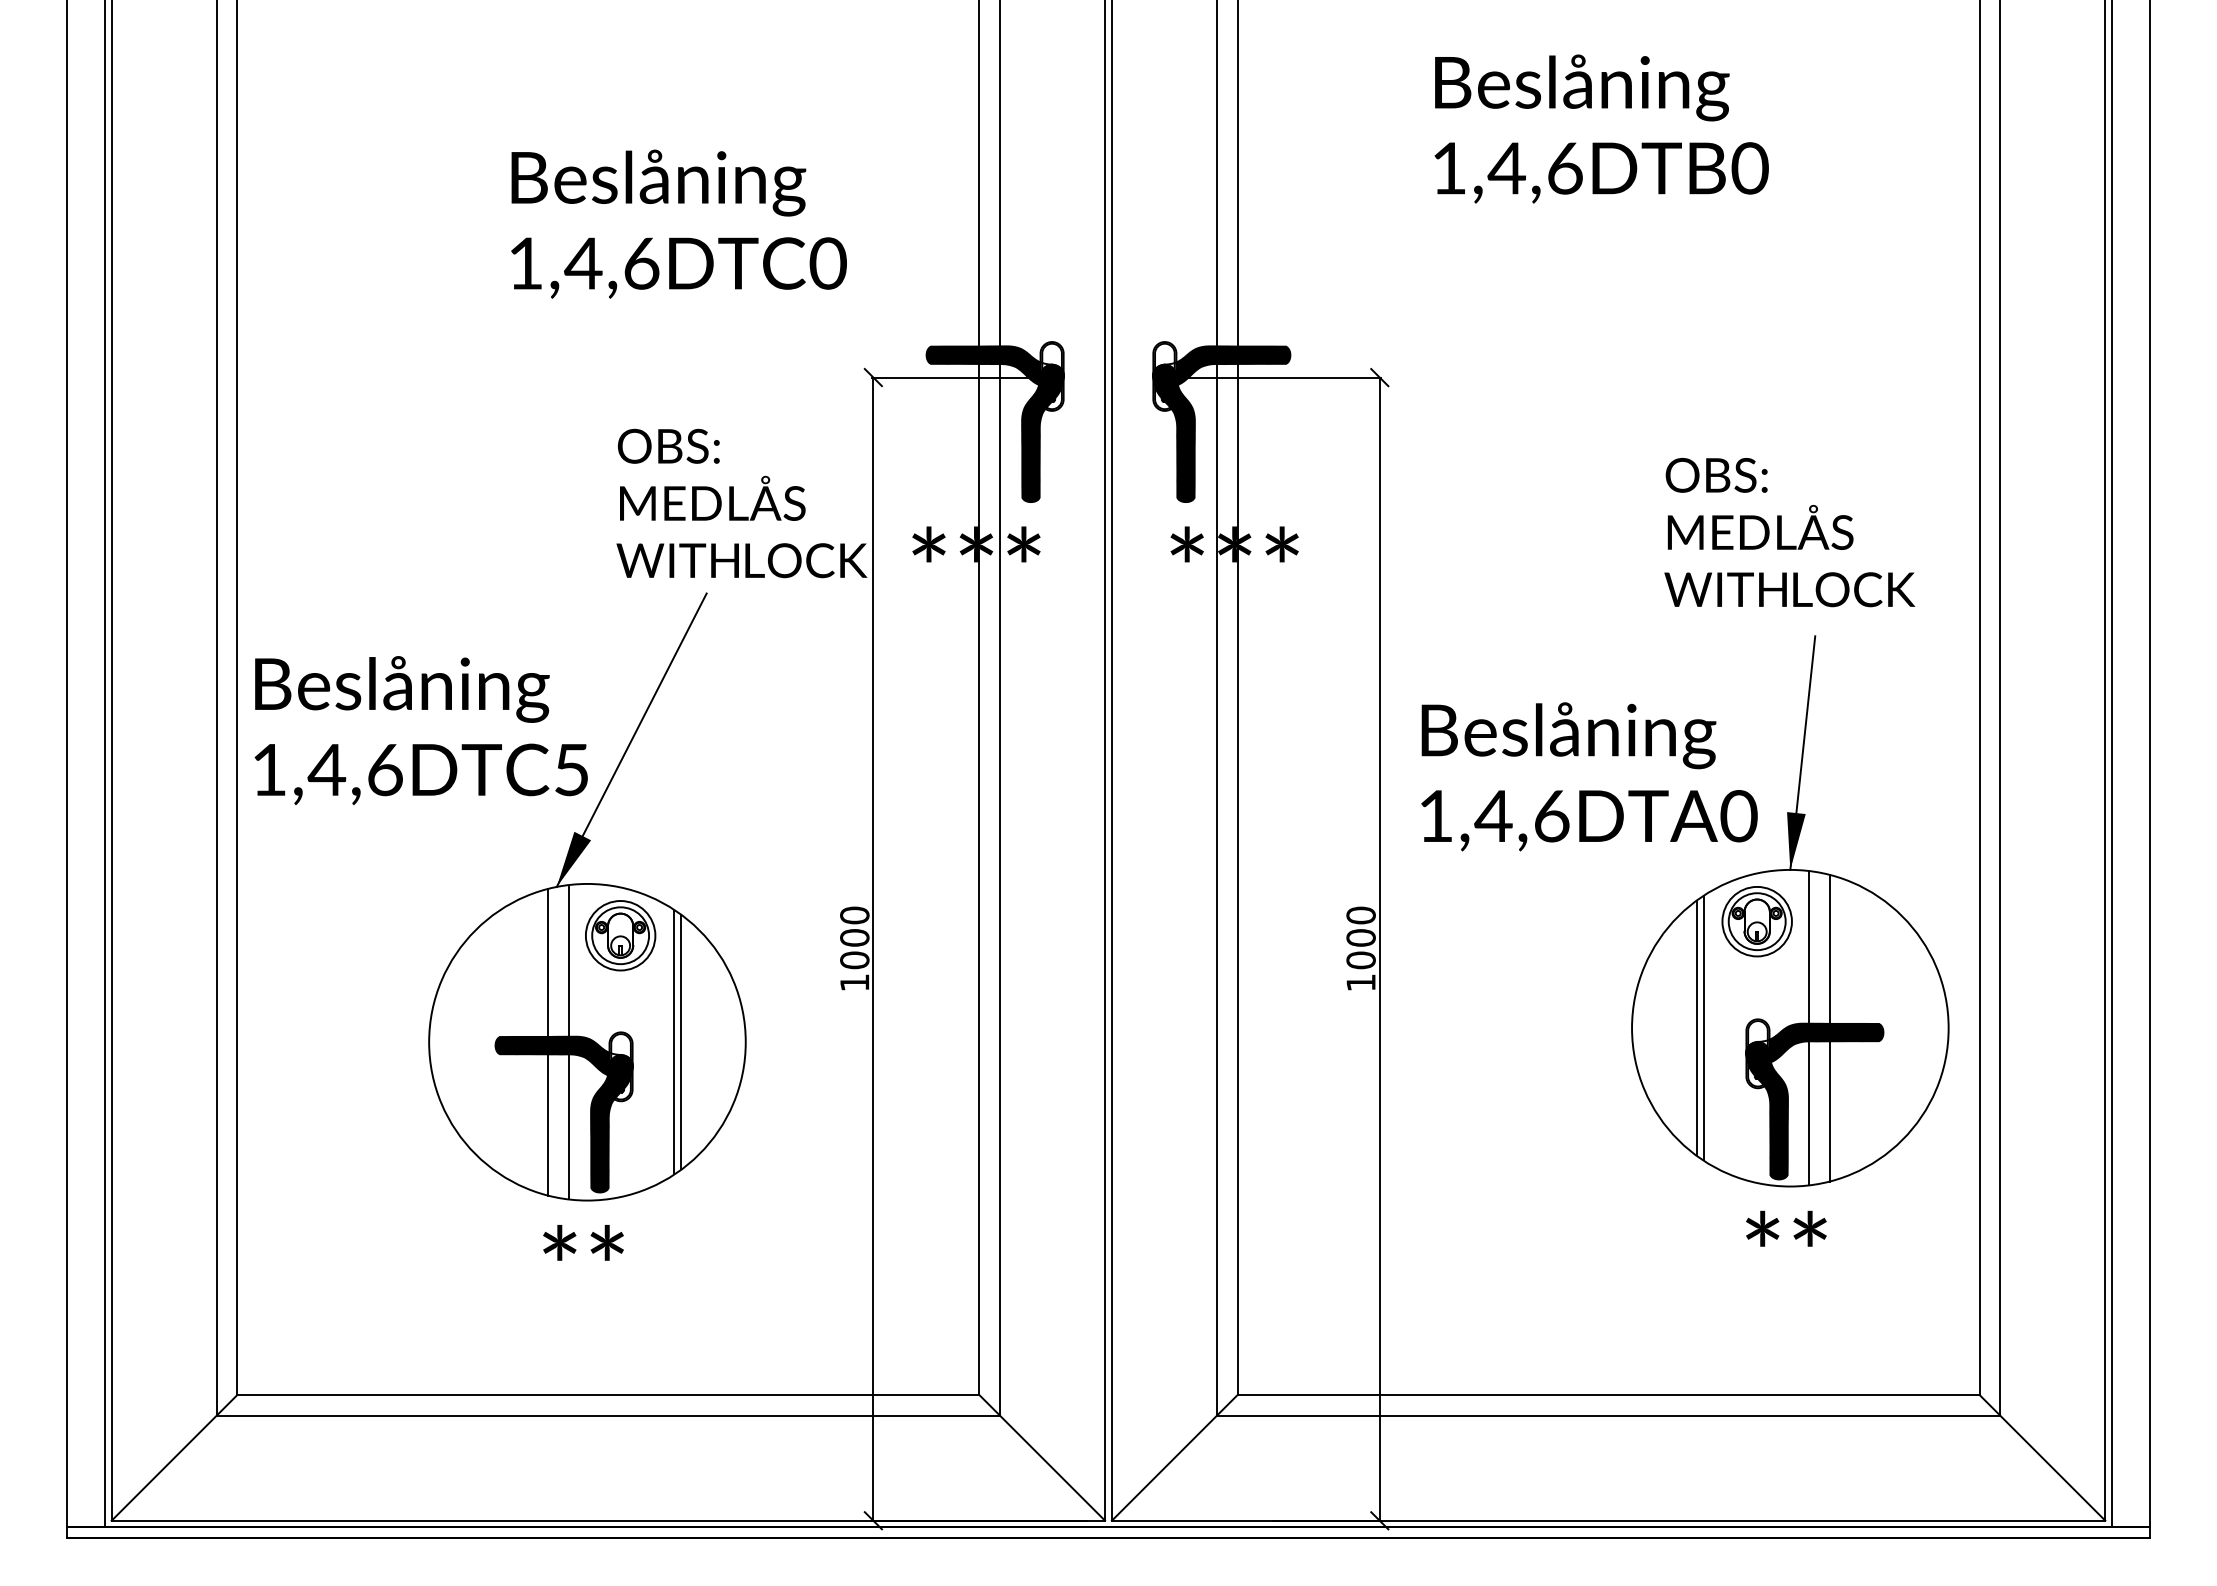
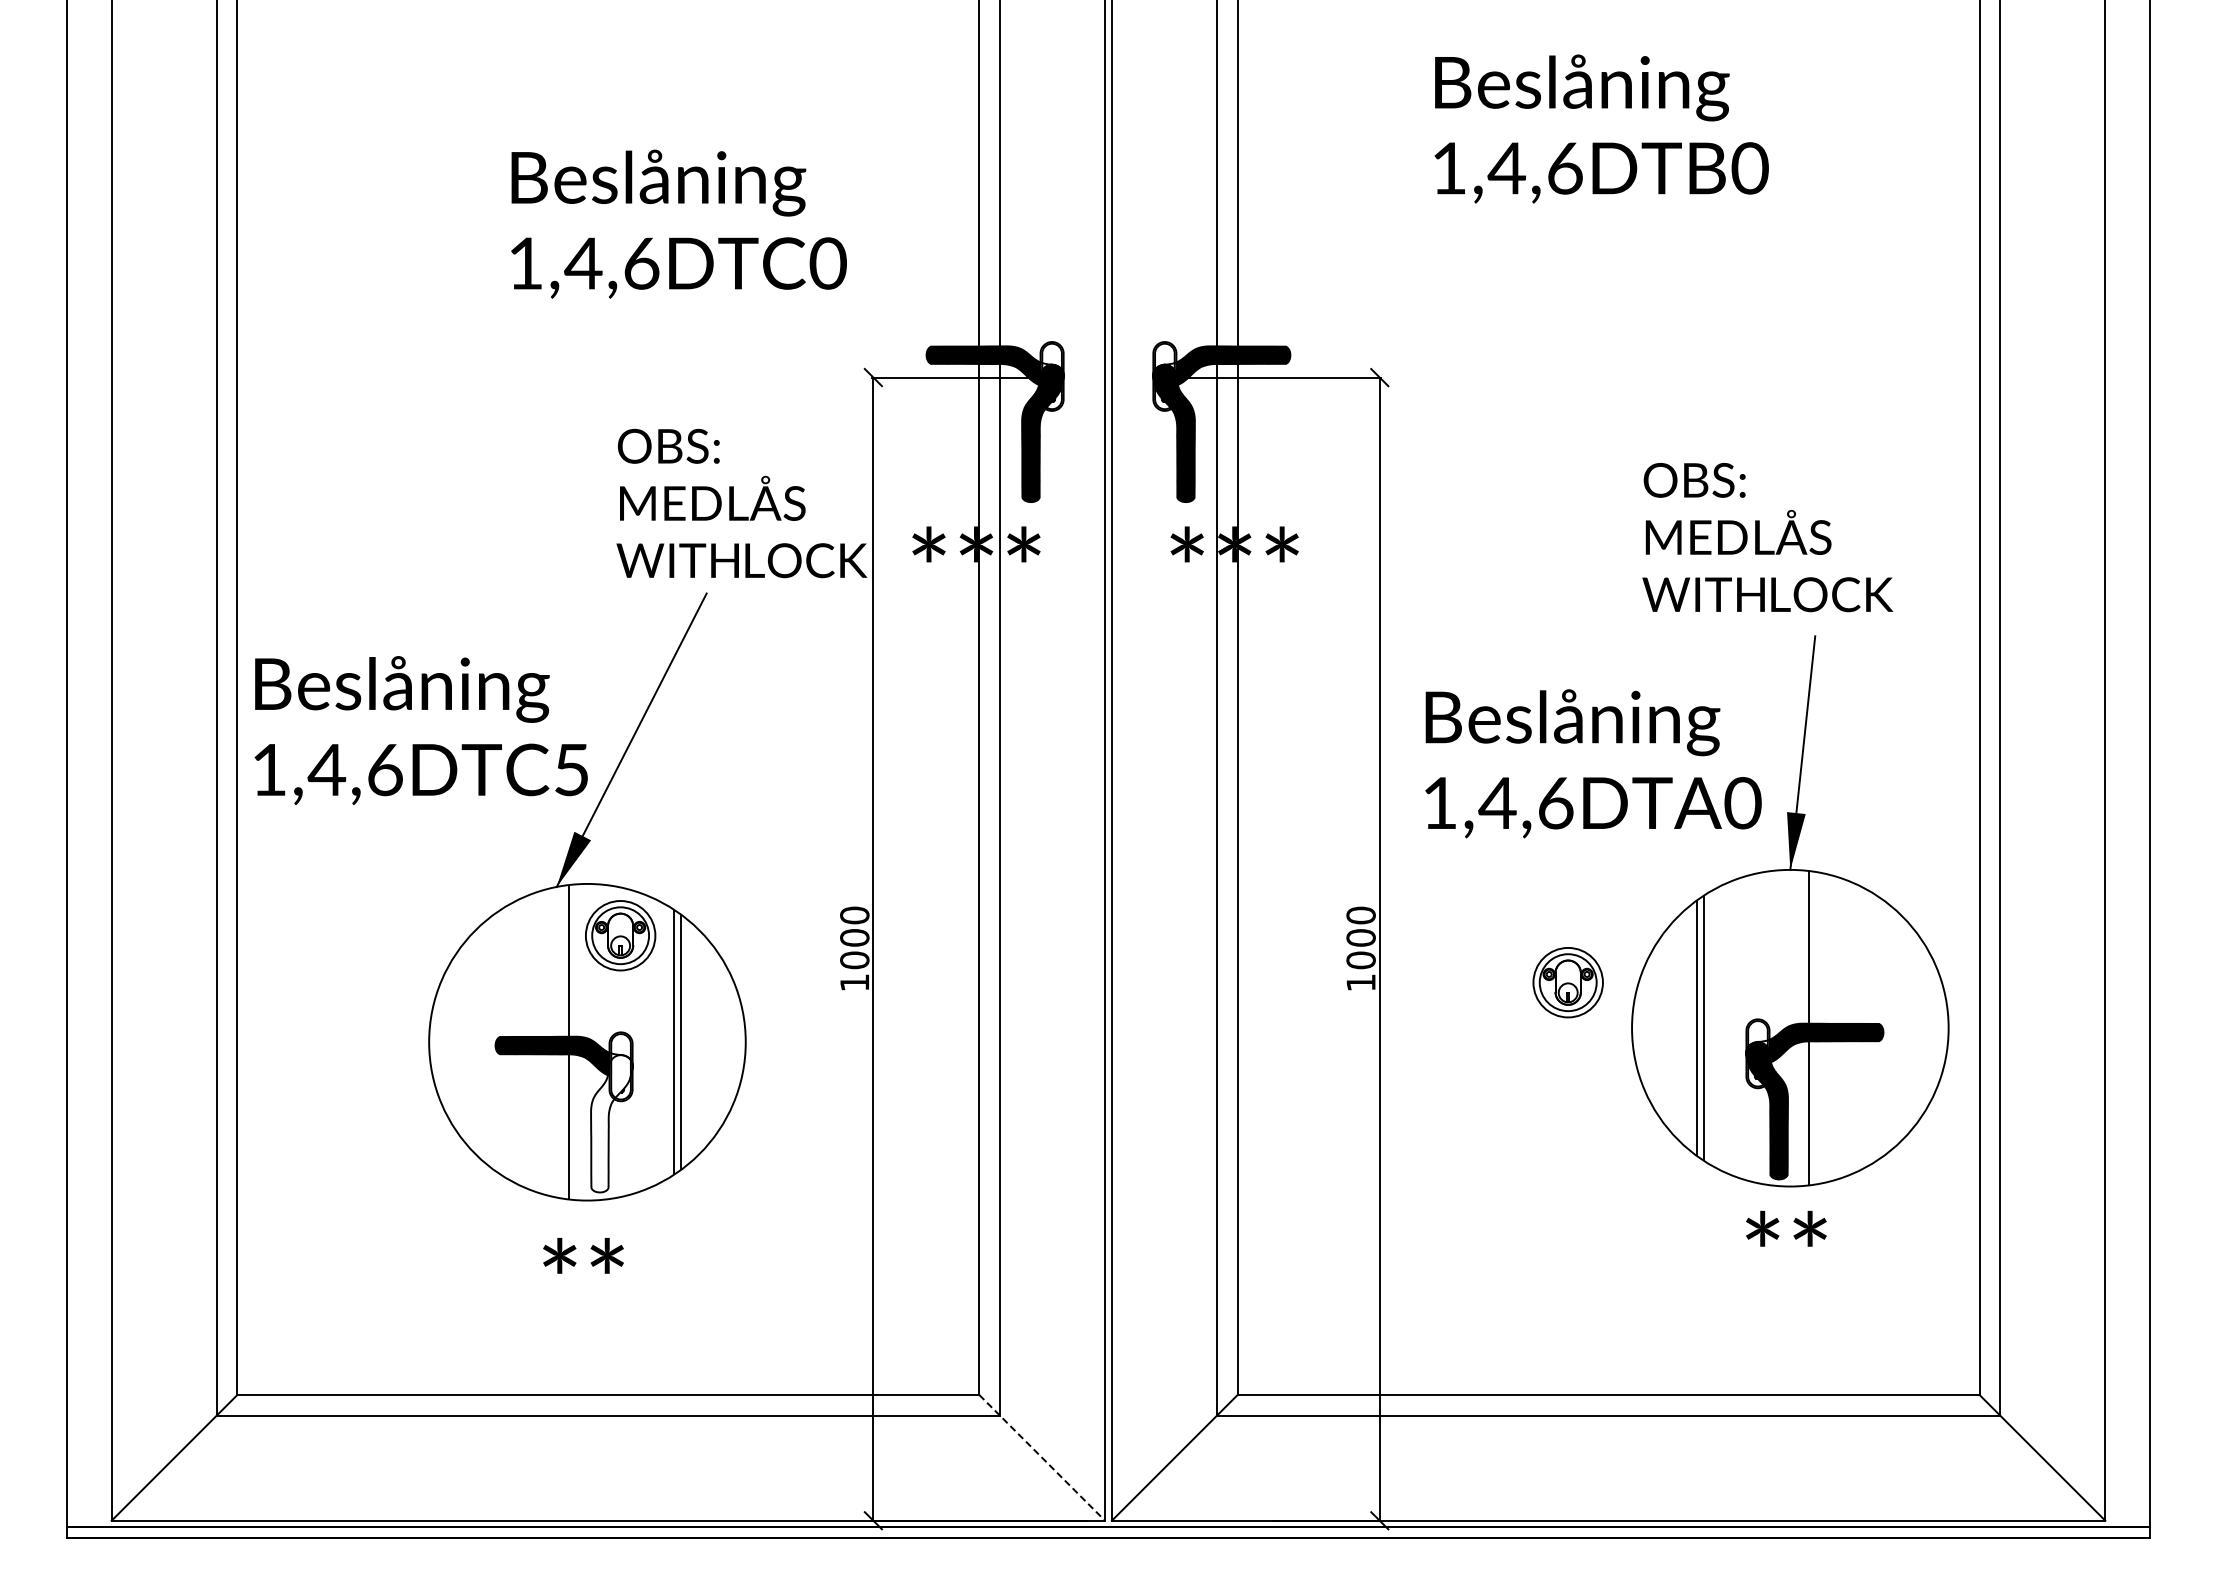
text position: (1789, 532) -> (1767, 537) (1767, 537)
line: present -> none (105, 764)
line: present -> none (2111, 764)
text position: (1589, 776) -> (1593, 763) (1593, 763)
part position: (1756, 921) -> (1567, 982) (1567, 982)
line: present -> none (1829, 1027)
line: present -> none (548, 1041)
fill: present -> none (611, 1123)
text position: (583, 1242) -> (583, 1255) (583, 1255)
line: solid -> dashed (1042, 1457)
